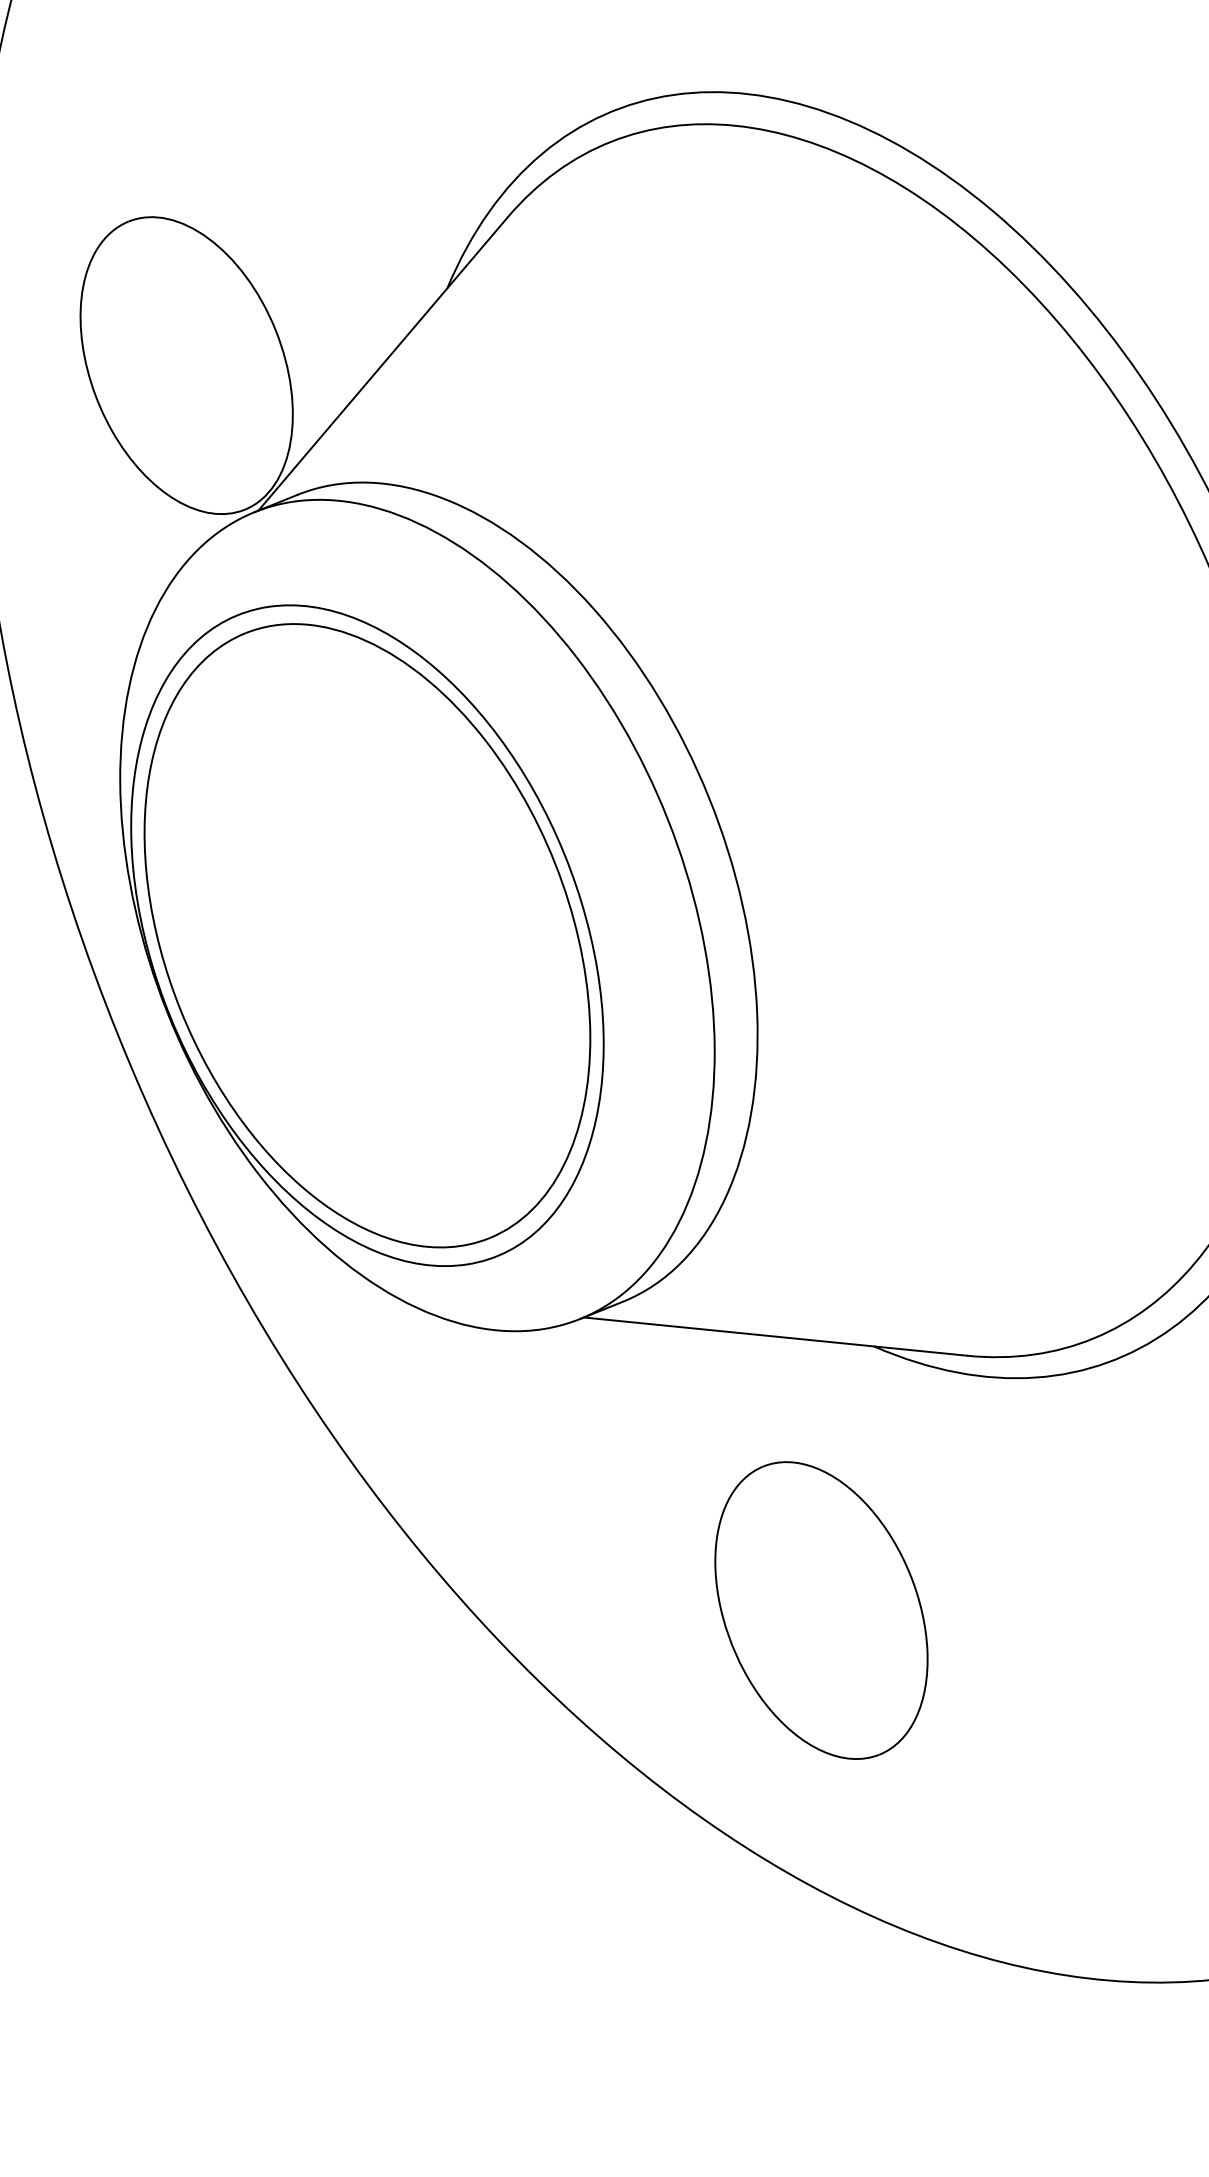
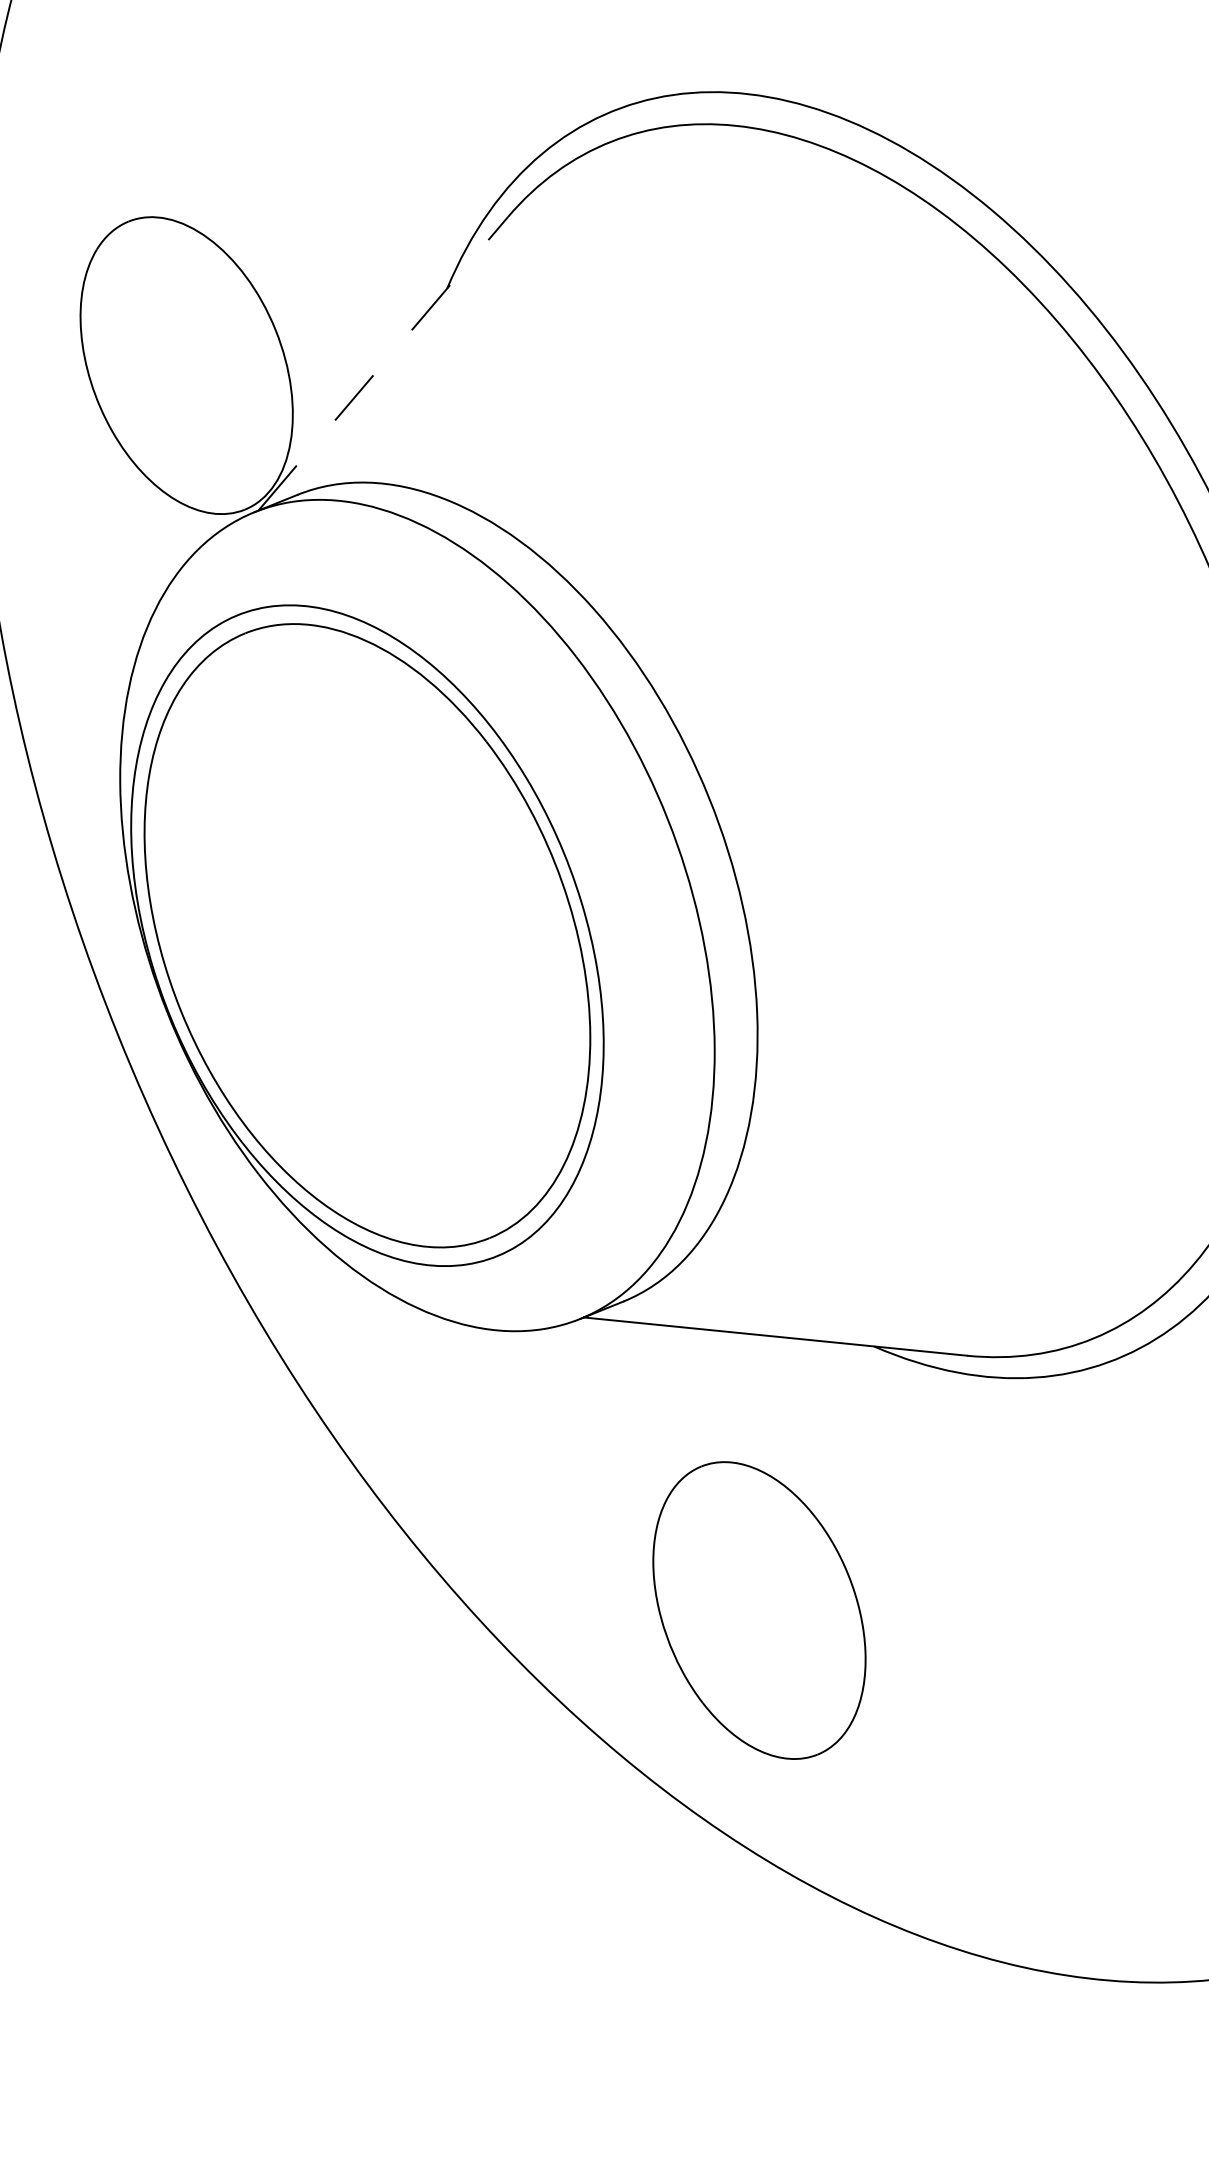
line: solid -> dashed (383, 363)
part position: (821, 1610) -> (759, 1610) (759, 1610)
